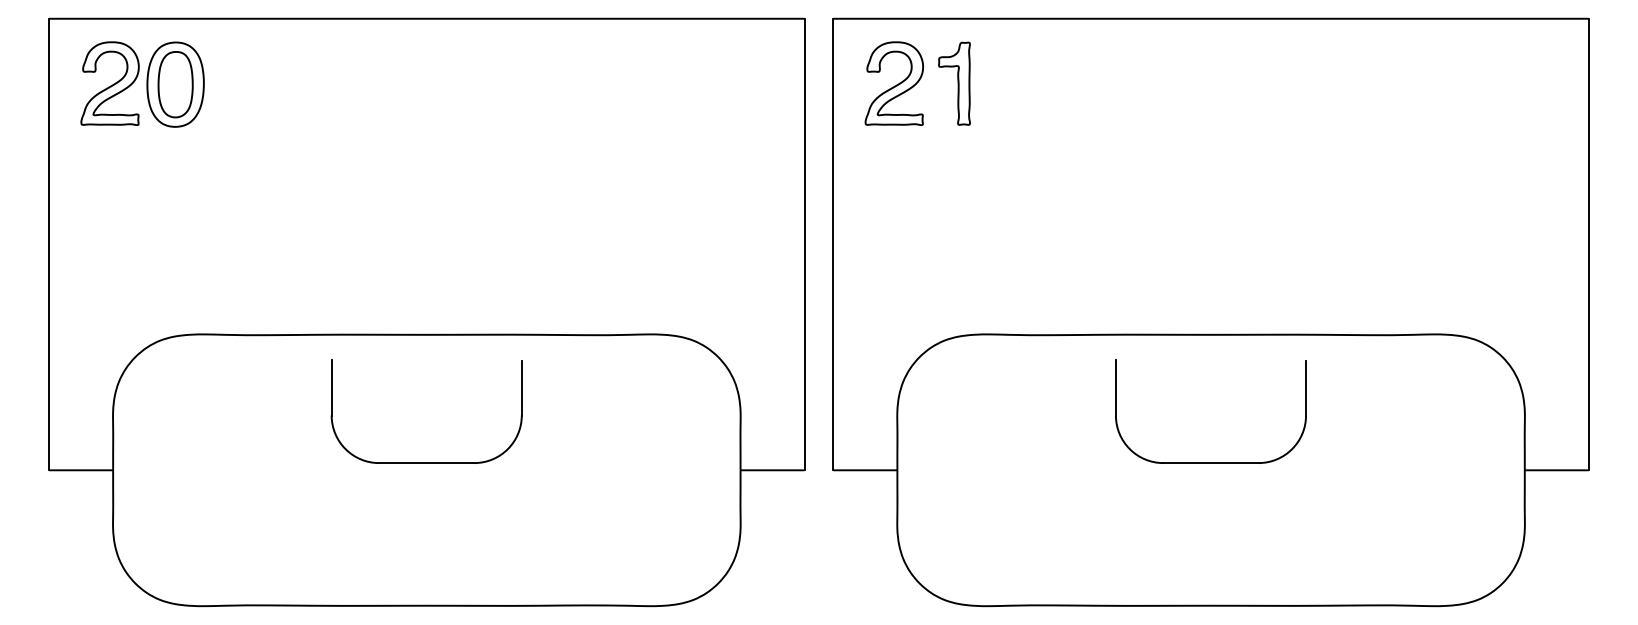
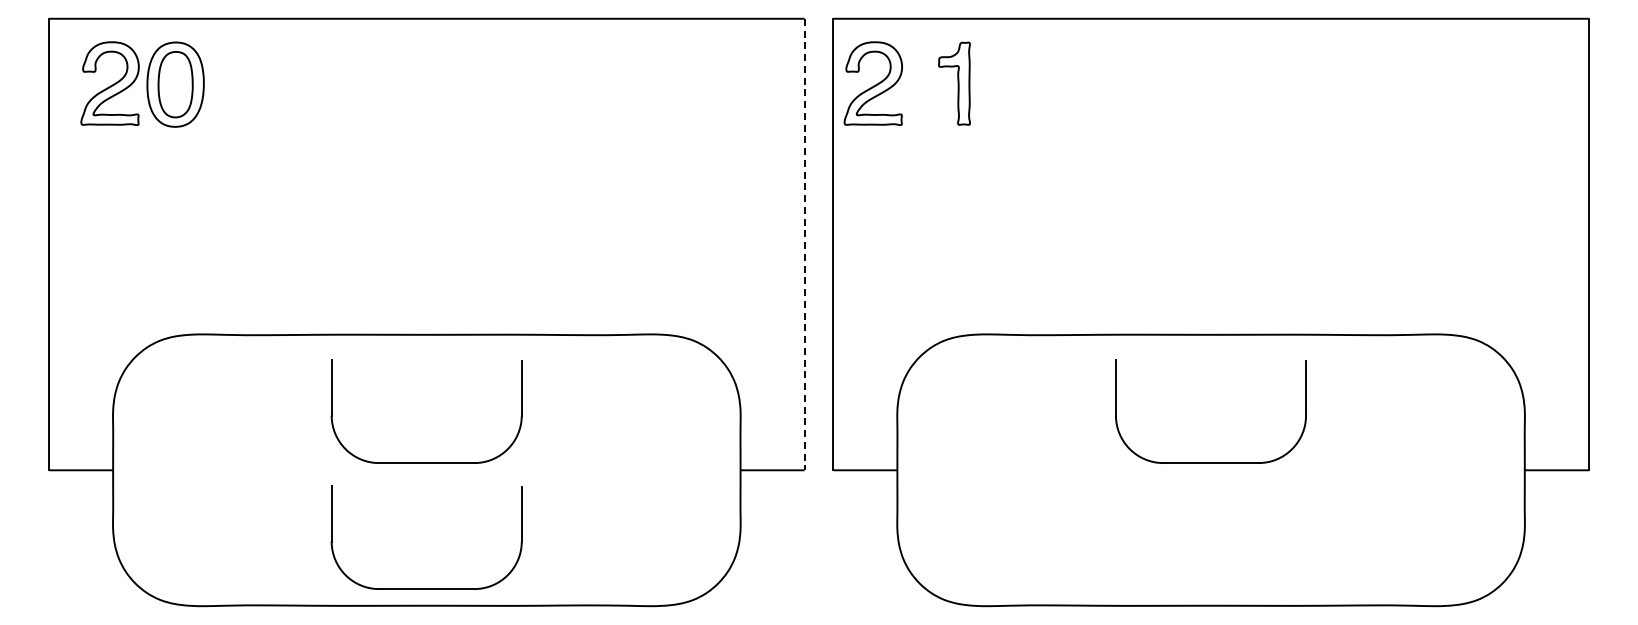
part position: (893, 83) -> (872, 83) (872, 83)
line: solid -> dashed (804, 244)
part: none -> present (426, 588)
